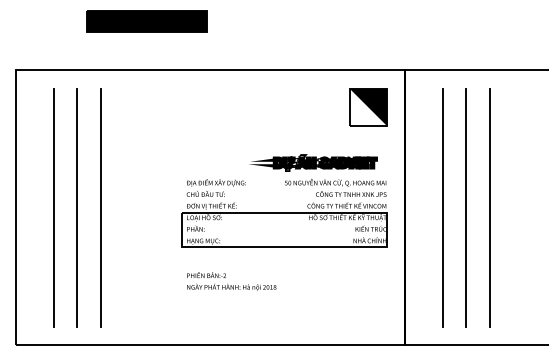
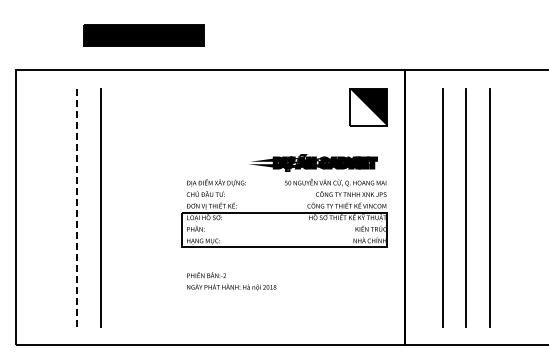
part position: (146, 21) -> (143, 35) (143, 35)
line: present -> none (53, 207)
line: solid -> dashed (77, 208)
